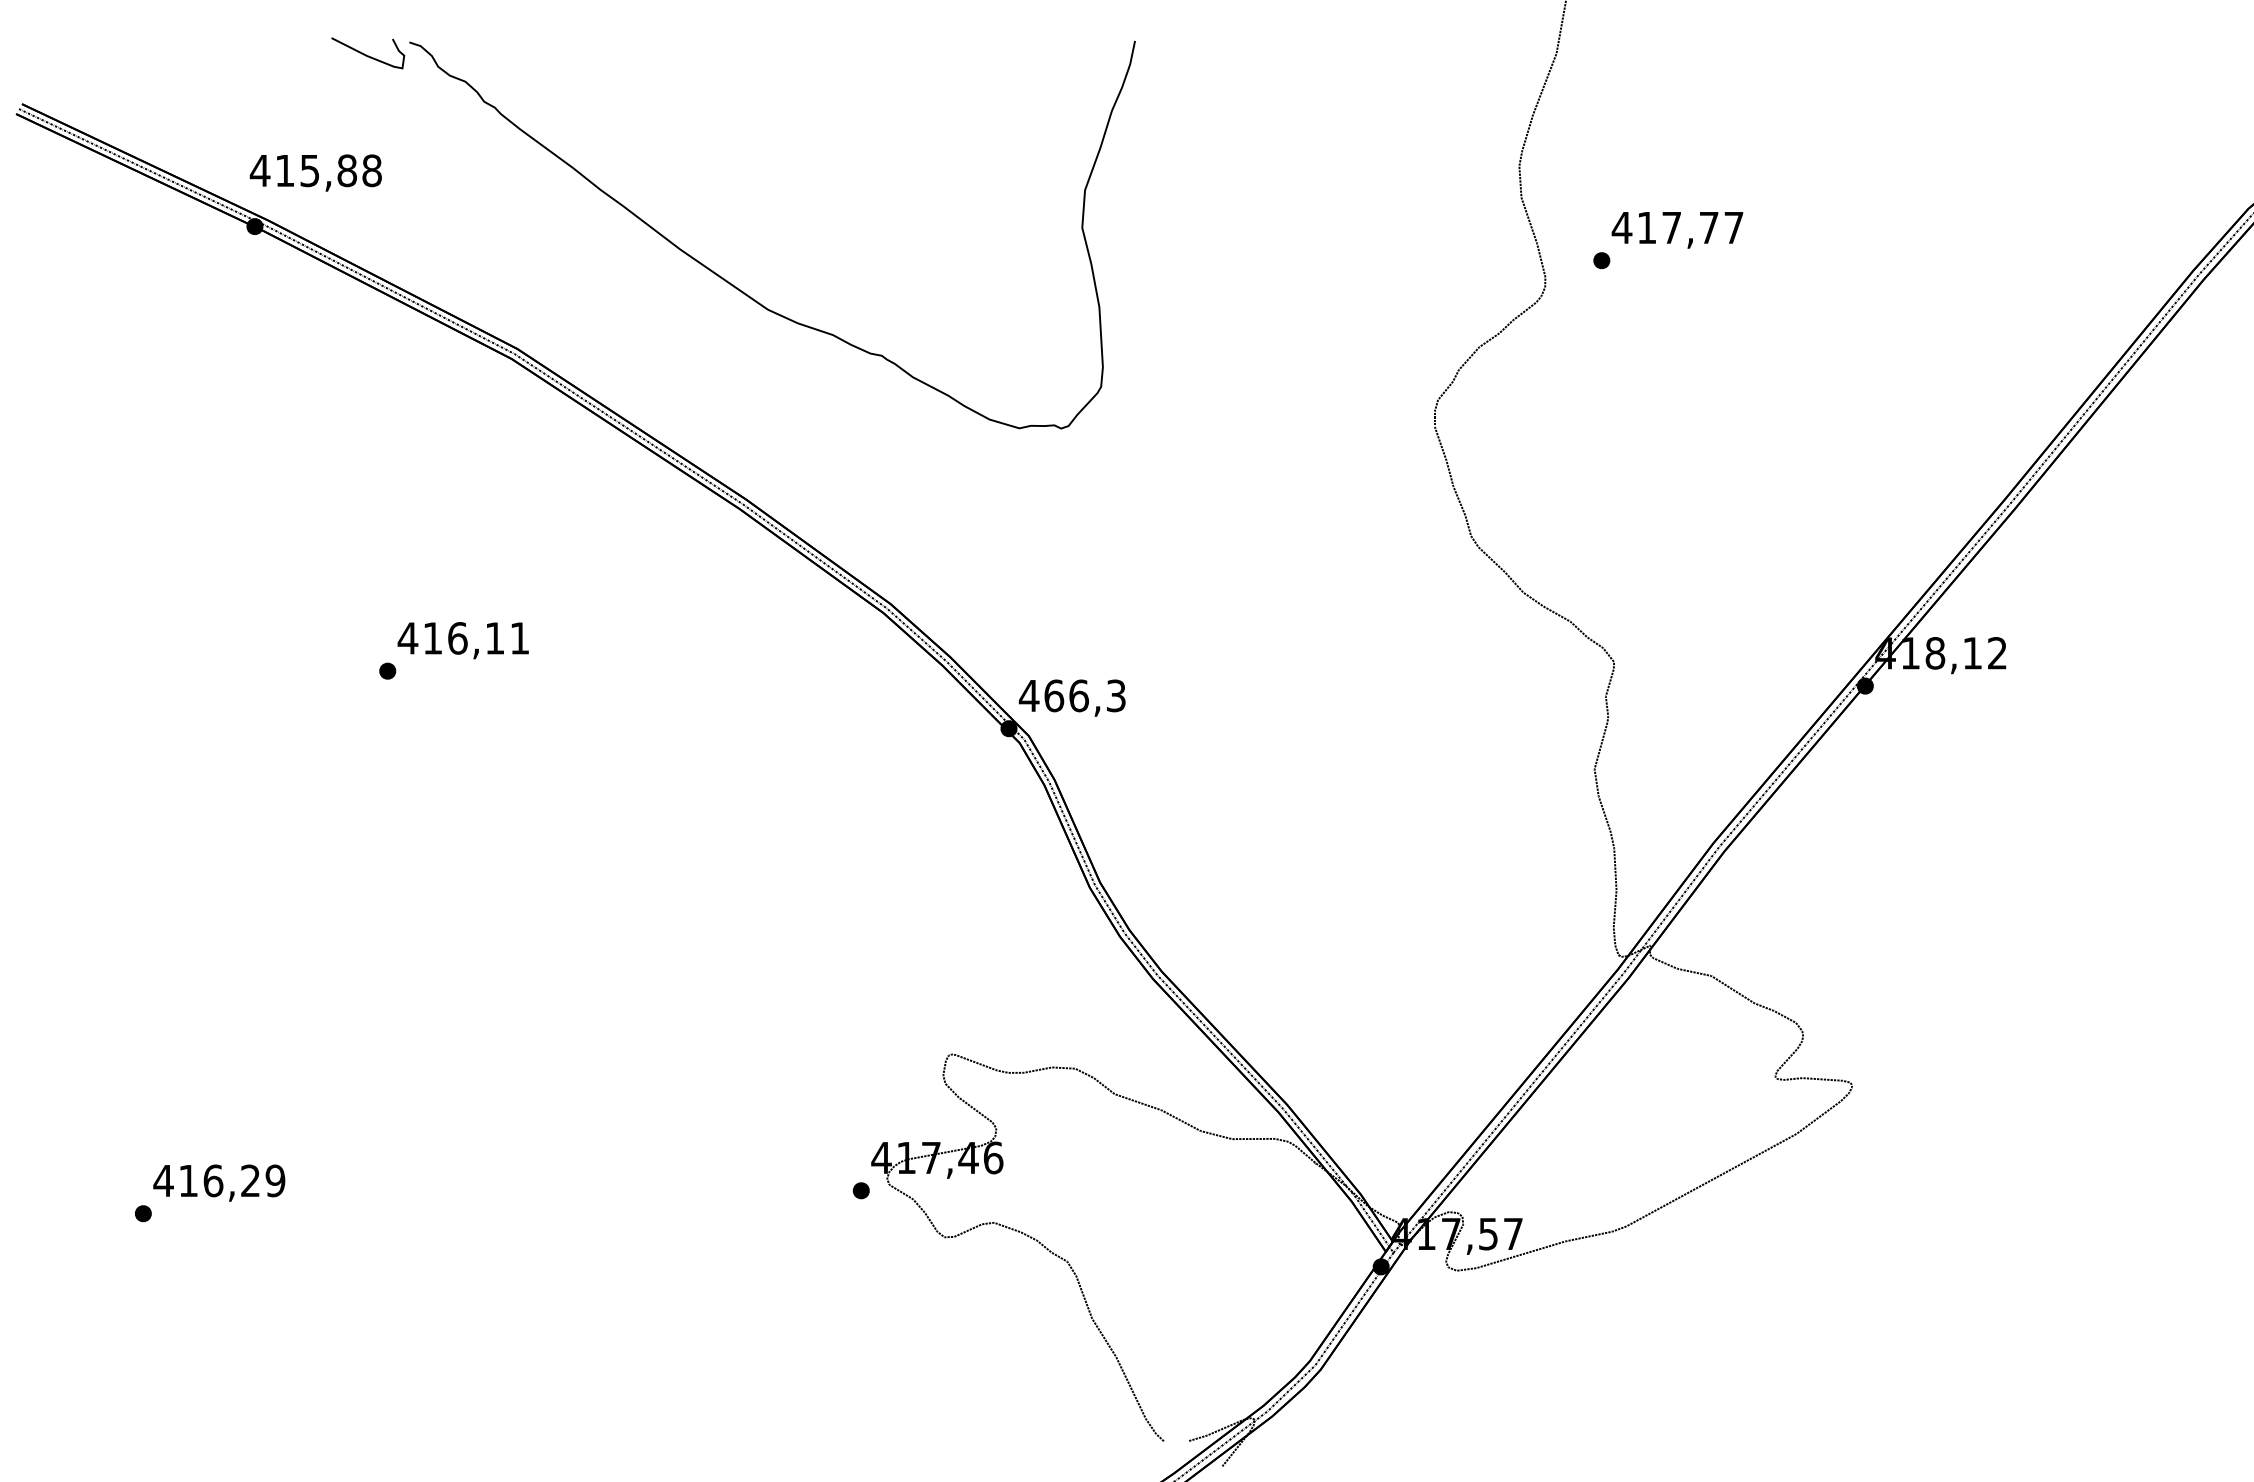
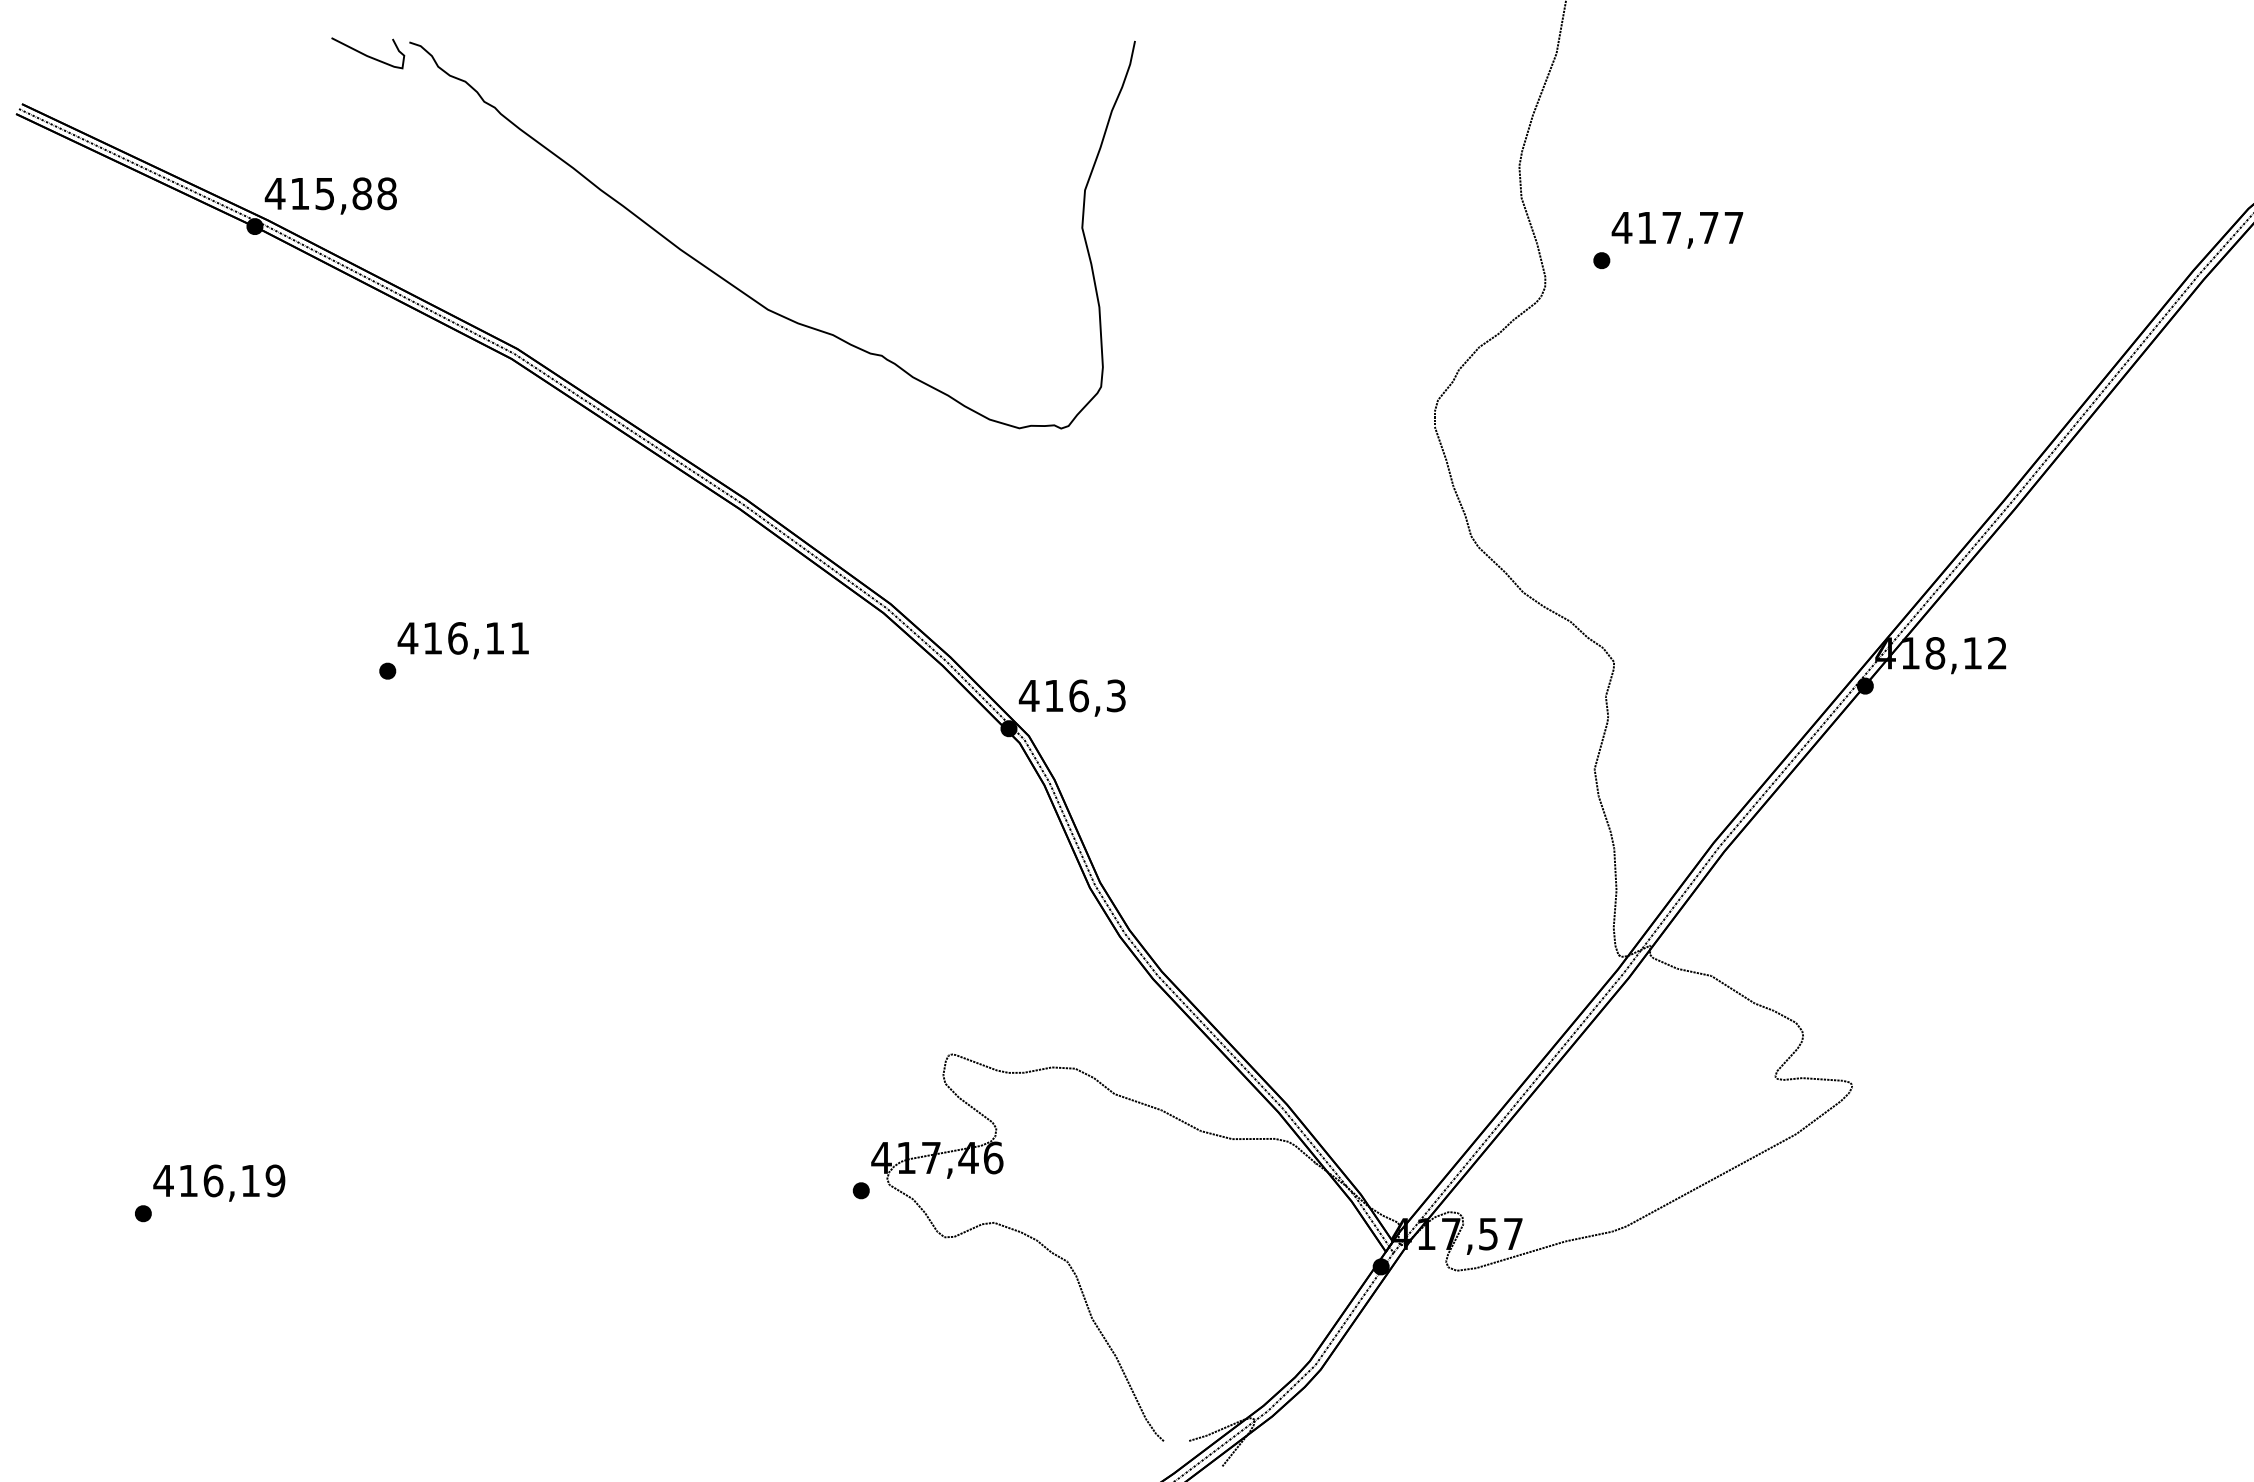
text position: (315, 172) -> (330, 195) (330, 195)
text: 466,3 -> 416,3 (1054, 695)
text: 416,29 -> 416,19 (250, 1180)
